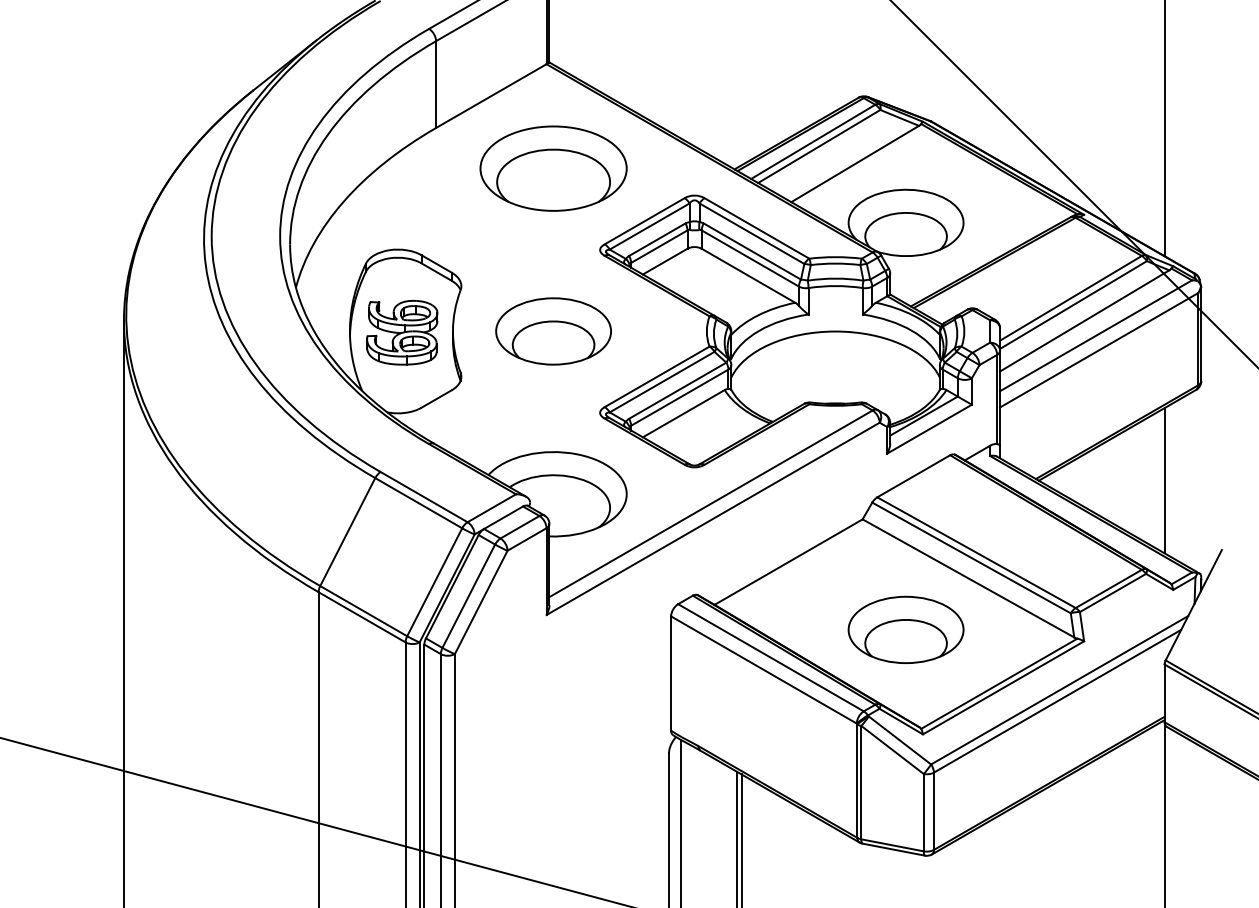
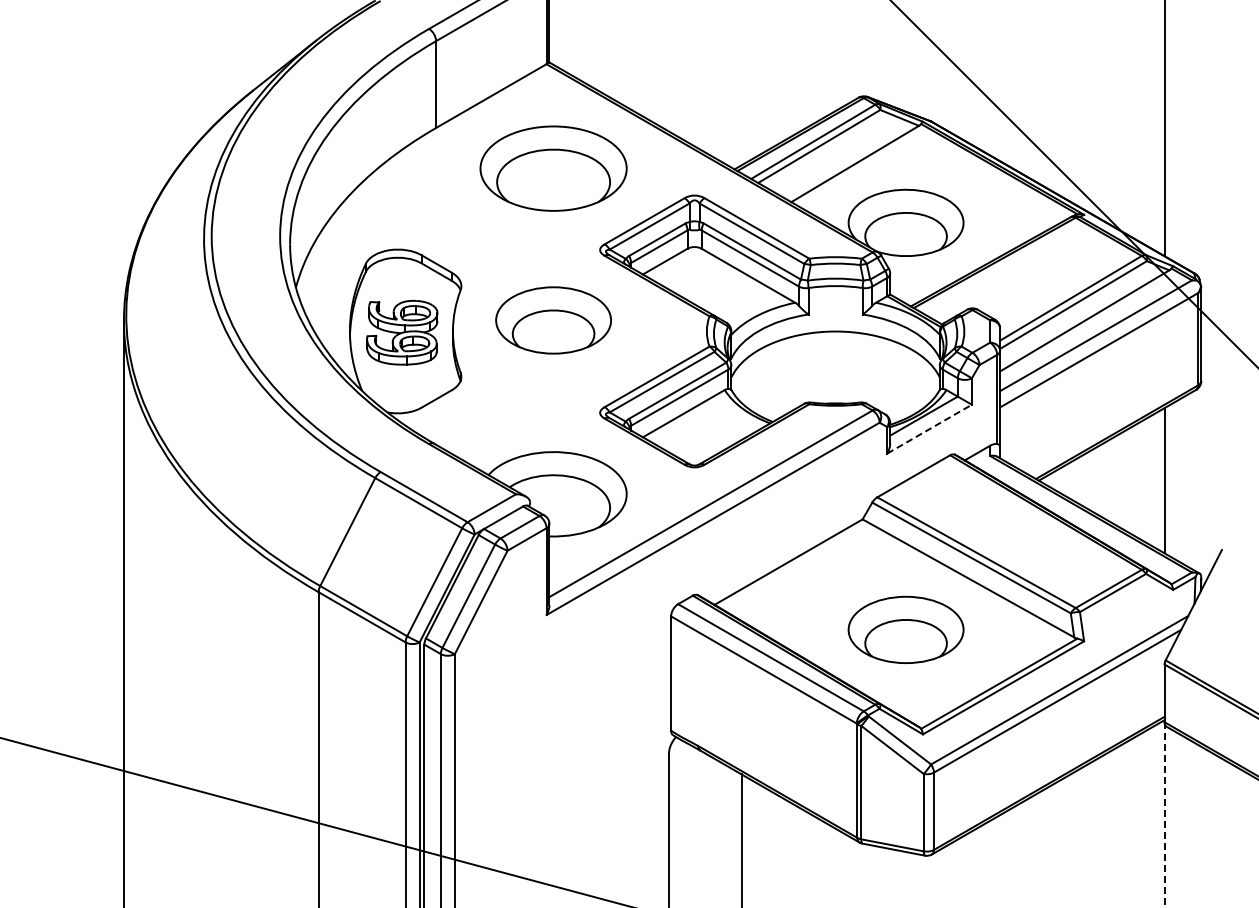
part position: (553, 331) -> (553, 320) (553, 320)
line: solid -> dashed (929, 429)
line: solid -> dashed (1164, 814)
line: present -> none (680, 822)
line: present -> none (736, 837)
